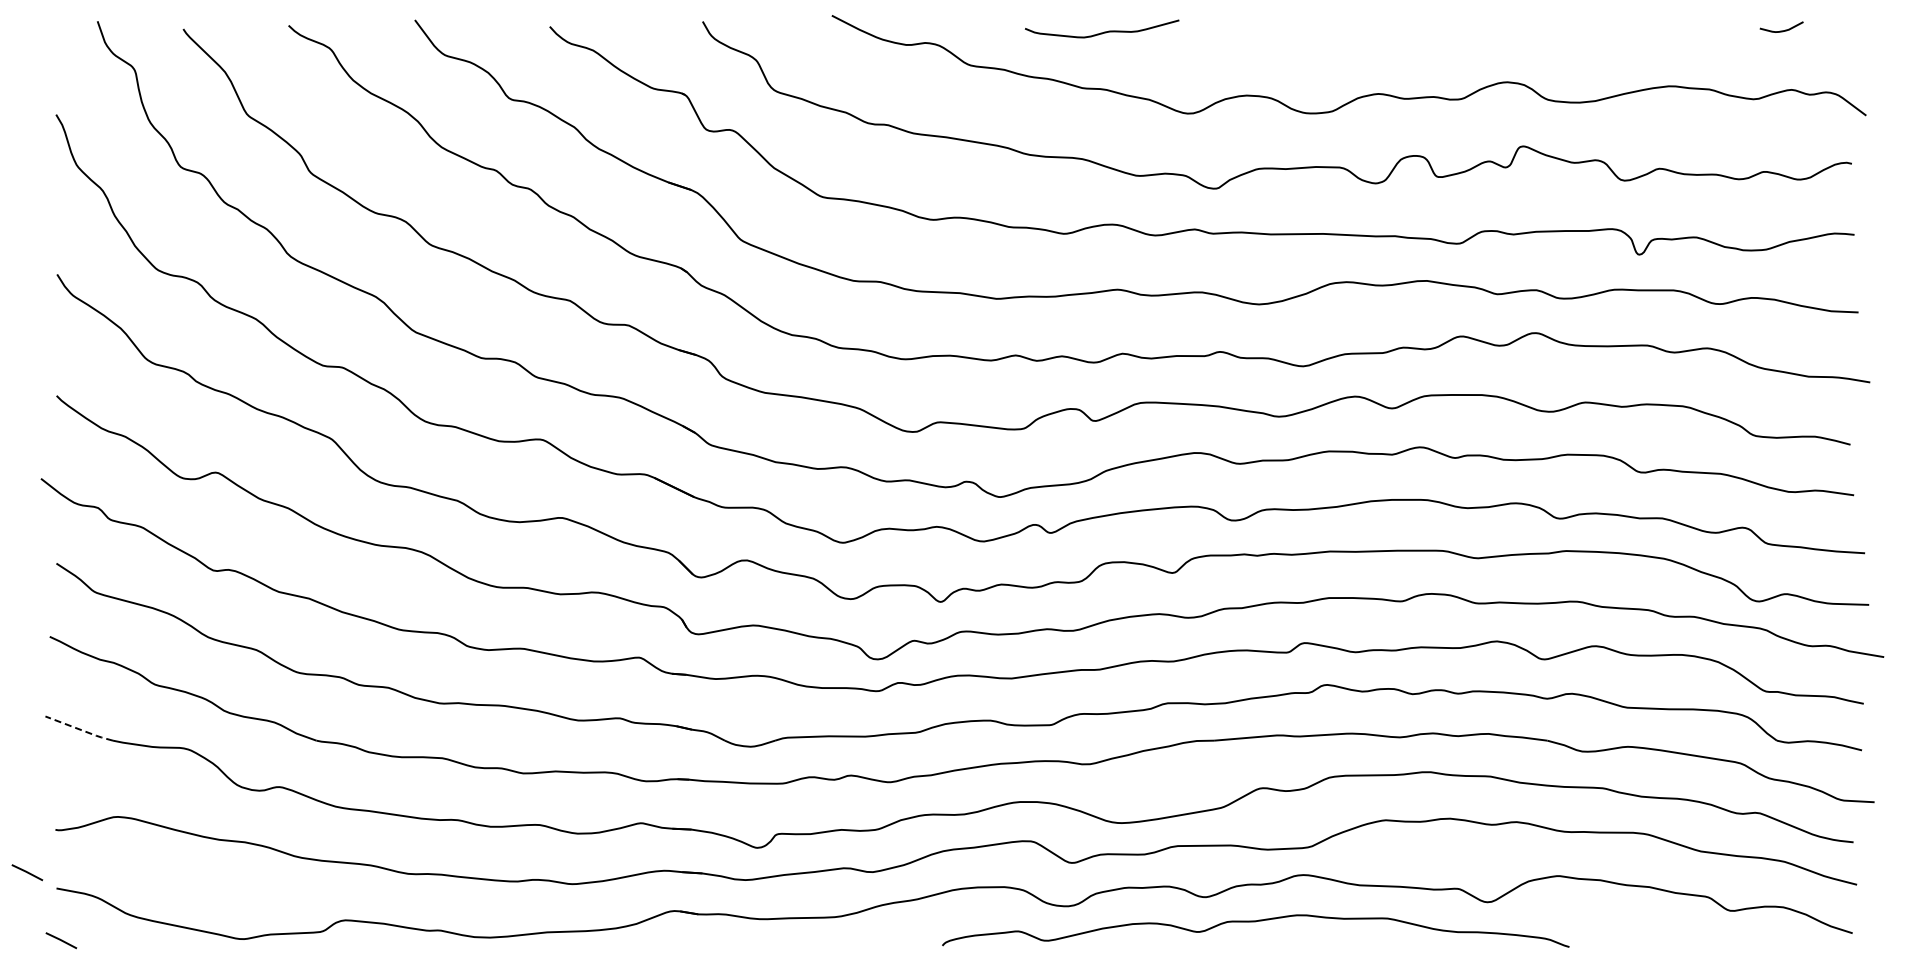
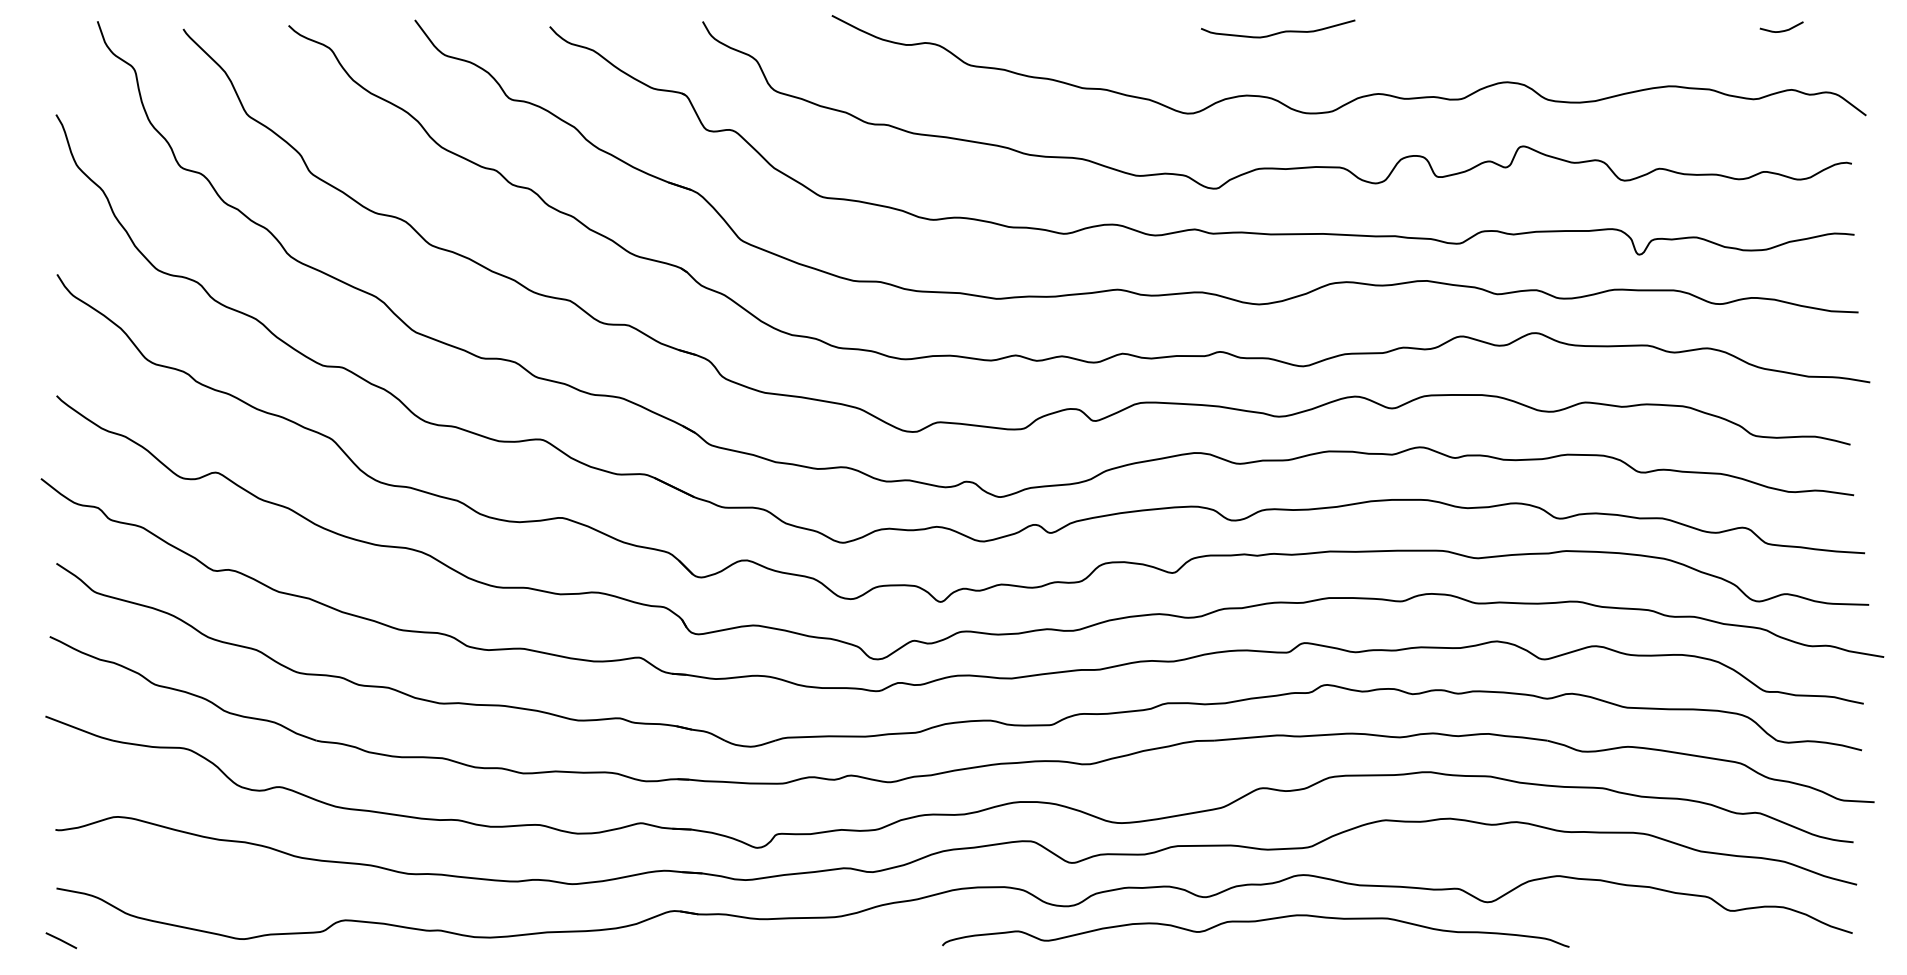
curve position: (1104, 31) -> (1280, 31) (1280, 31)
line: dashed -> solid (79, 729)
line: present -> none (27, 872)
